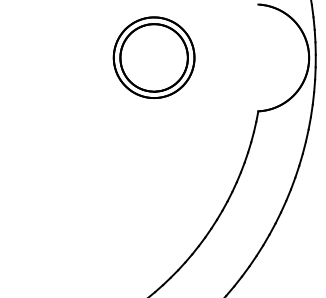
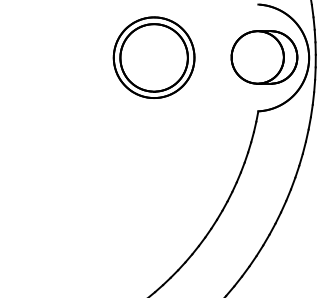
part: none -> present (264, 57)
